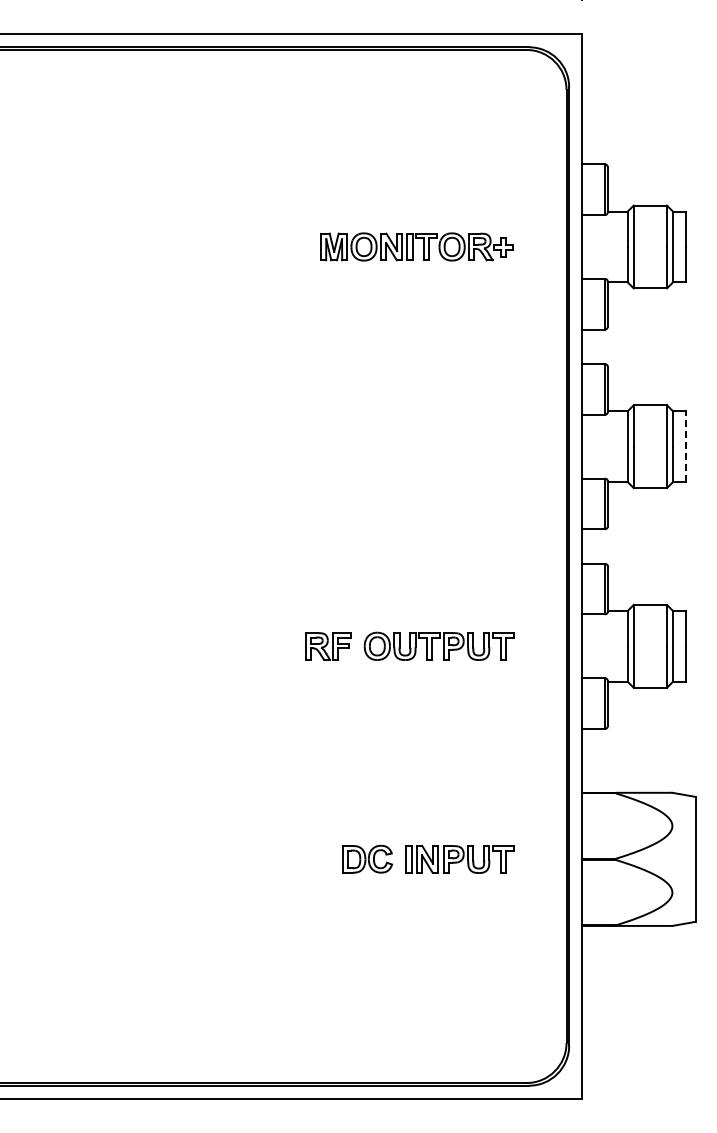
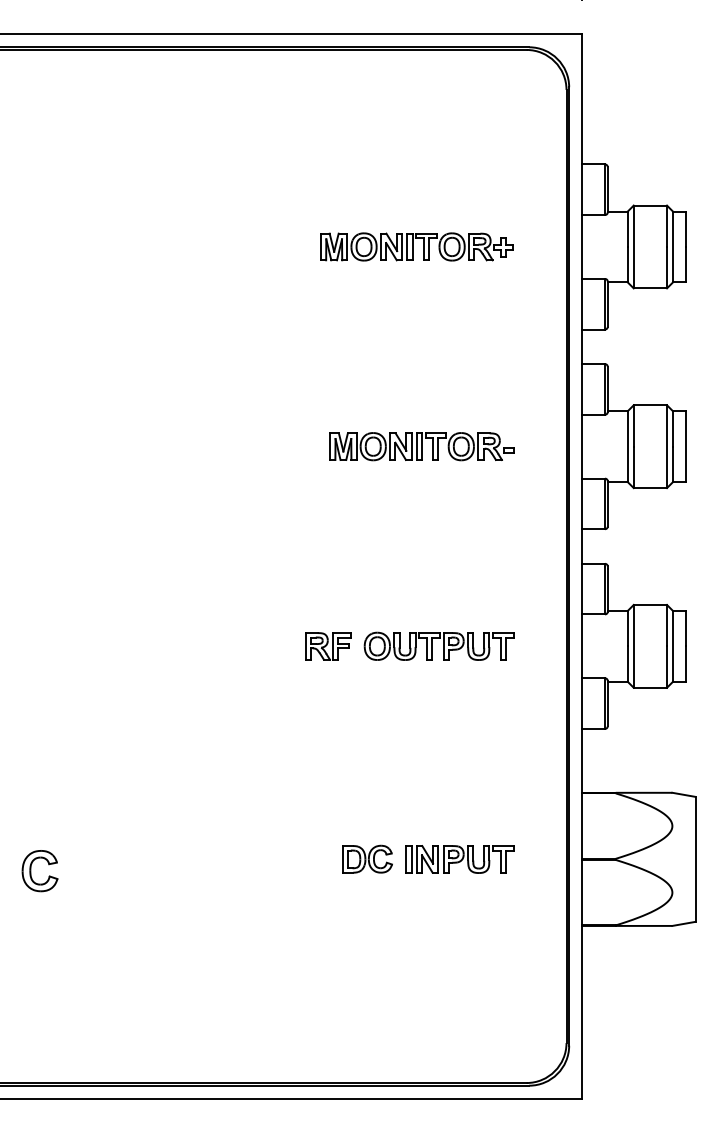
part: none -> present (421, 446)
line: dashed -> solid (686, 446)
part: none -> present (31, 871)
